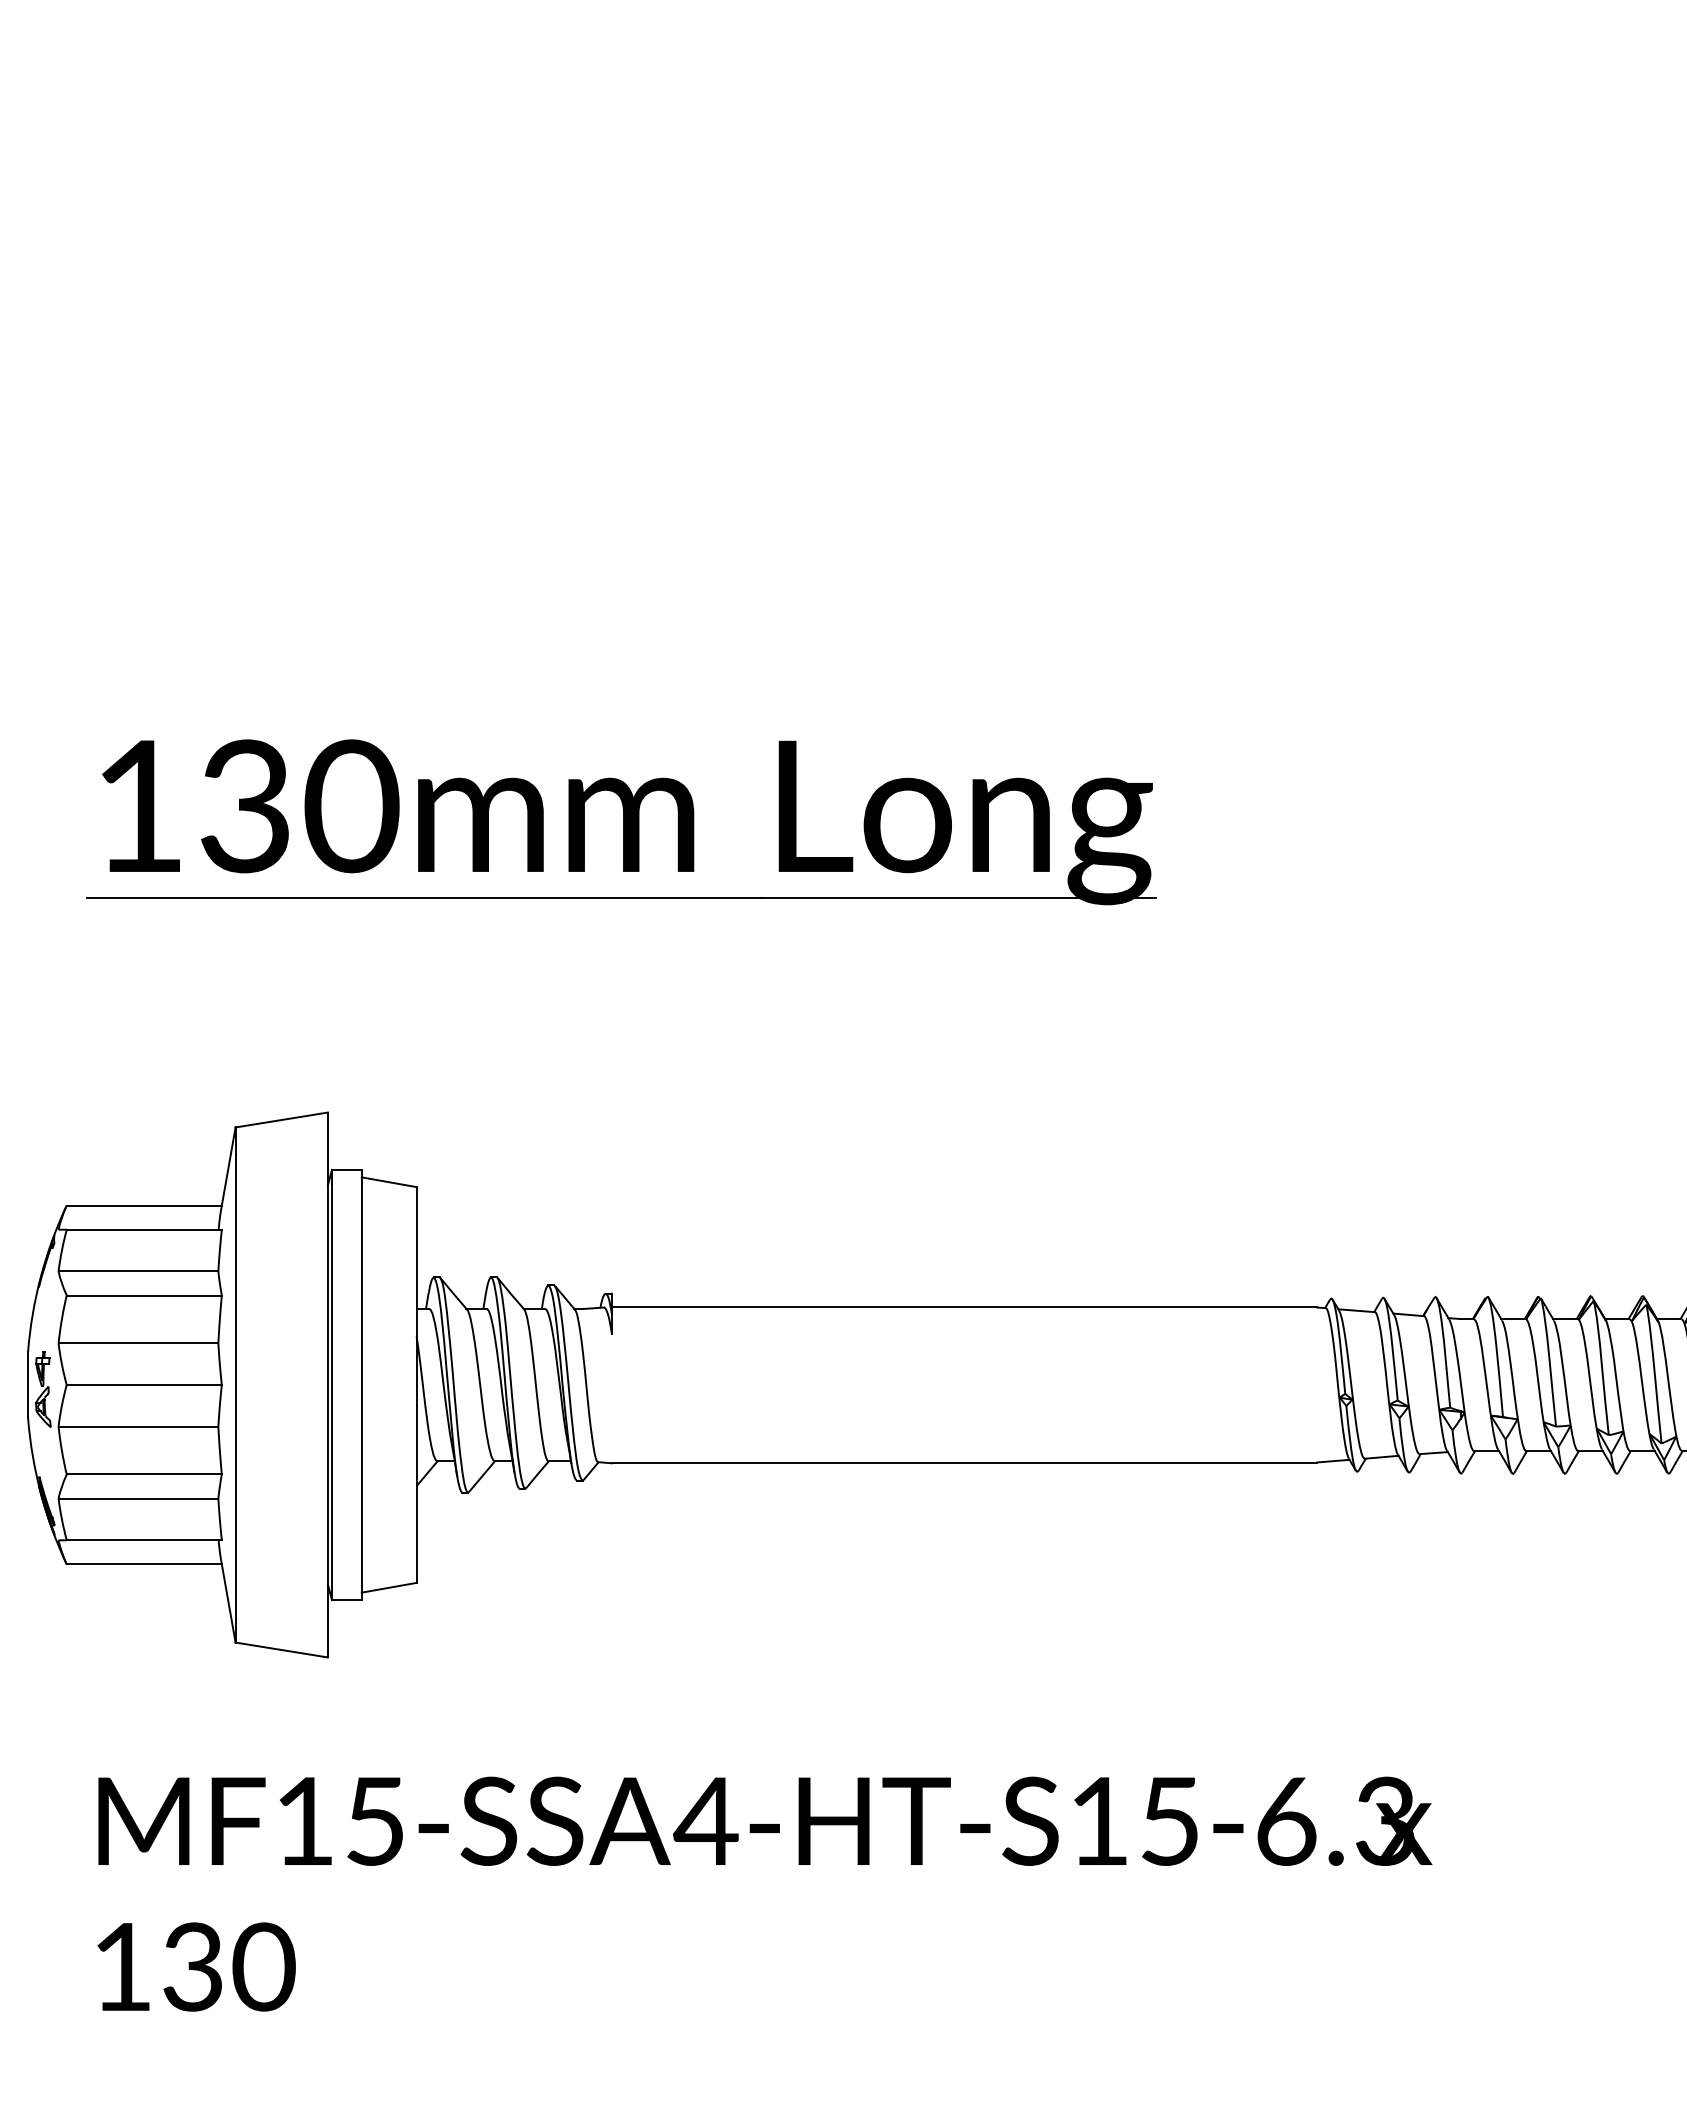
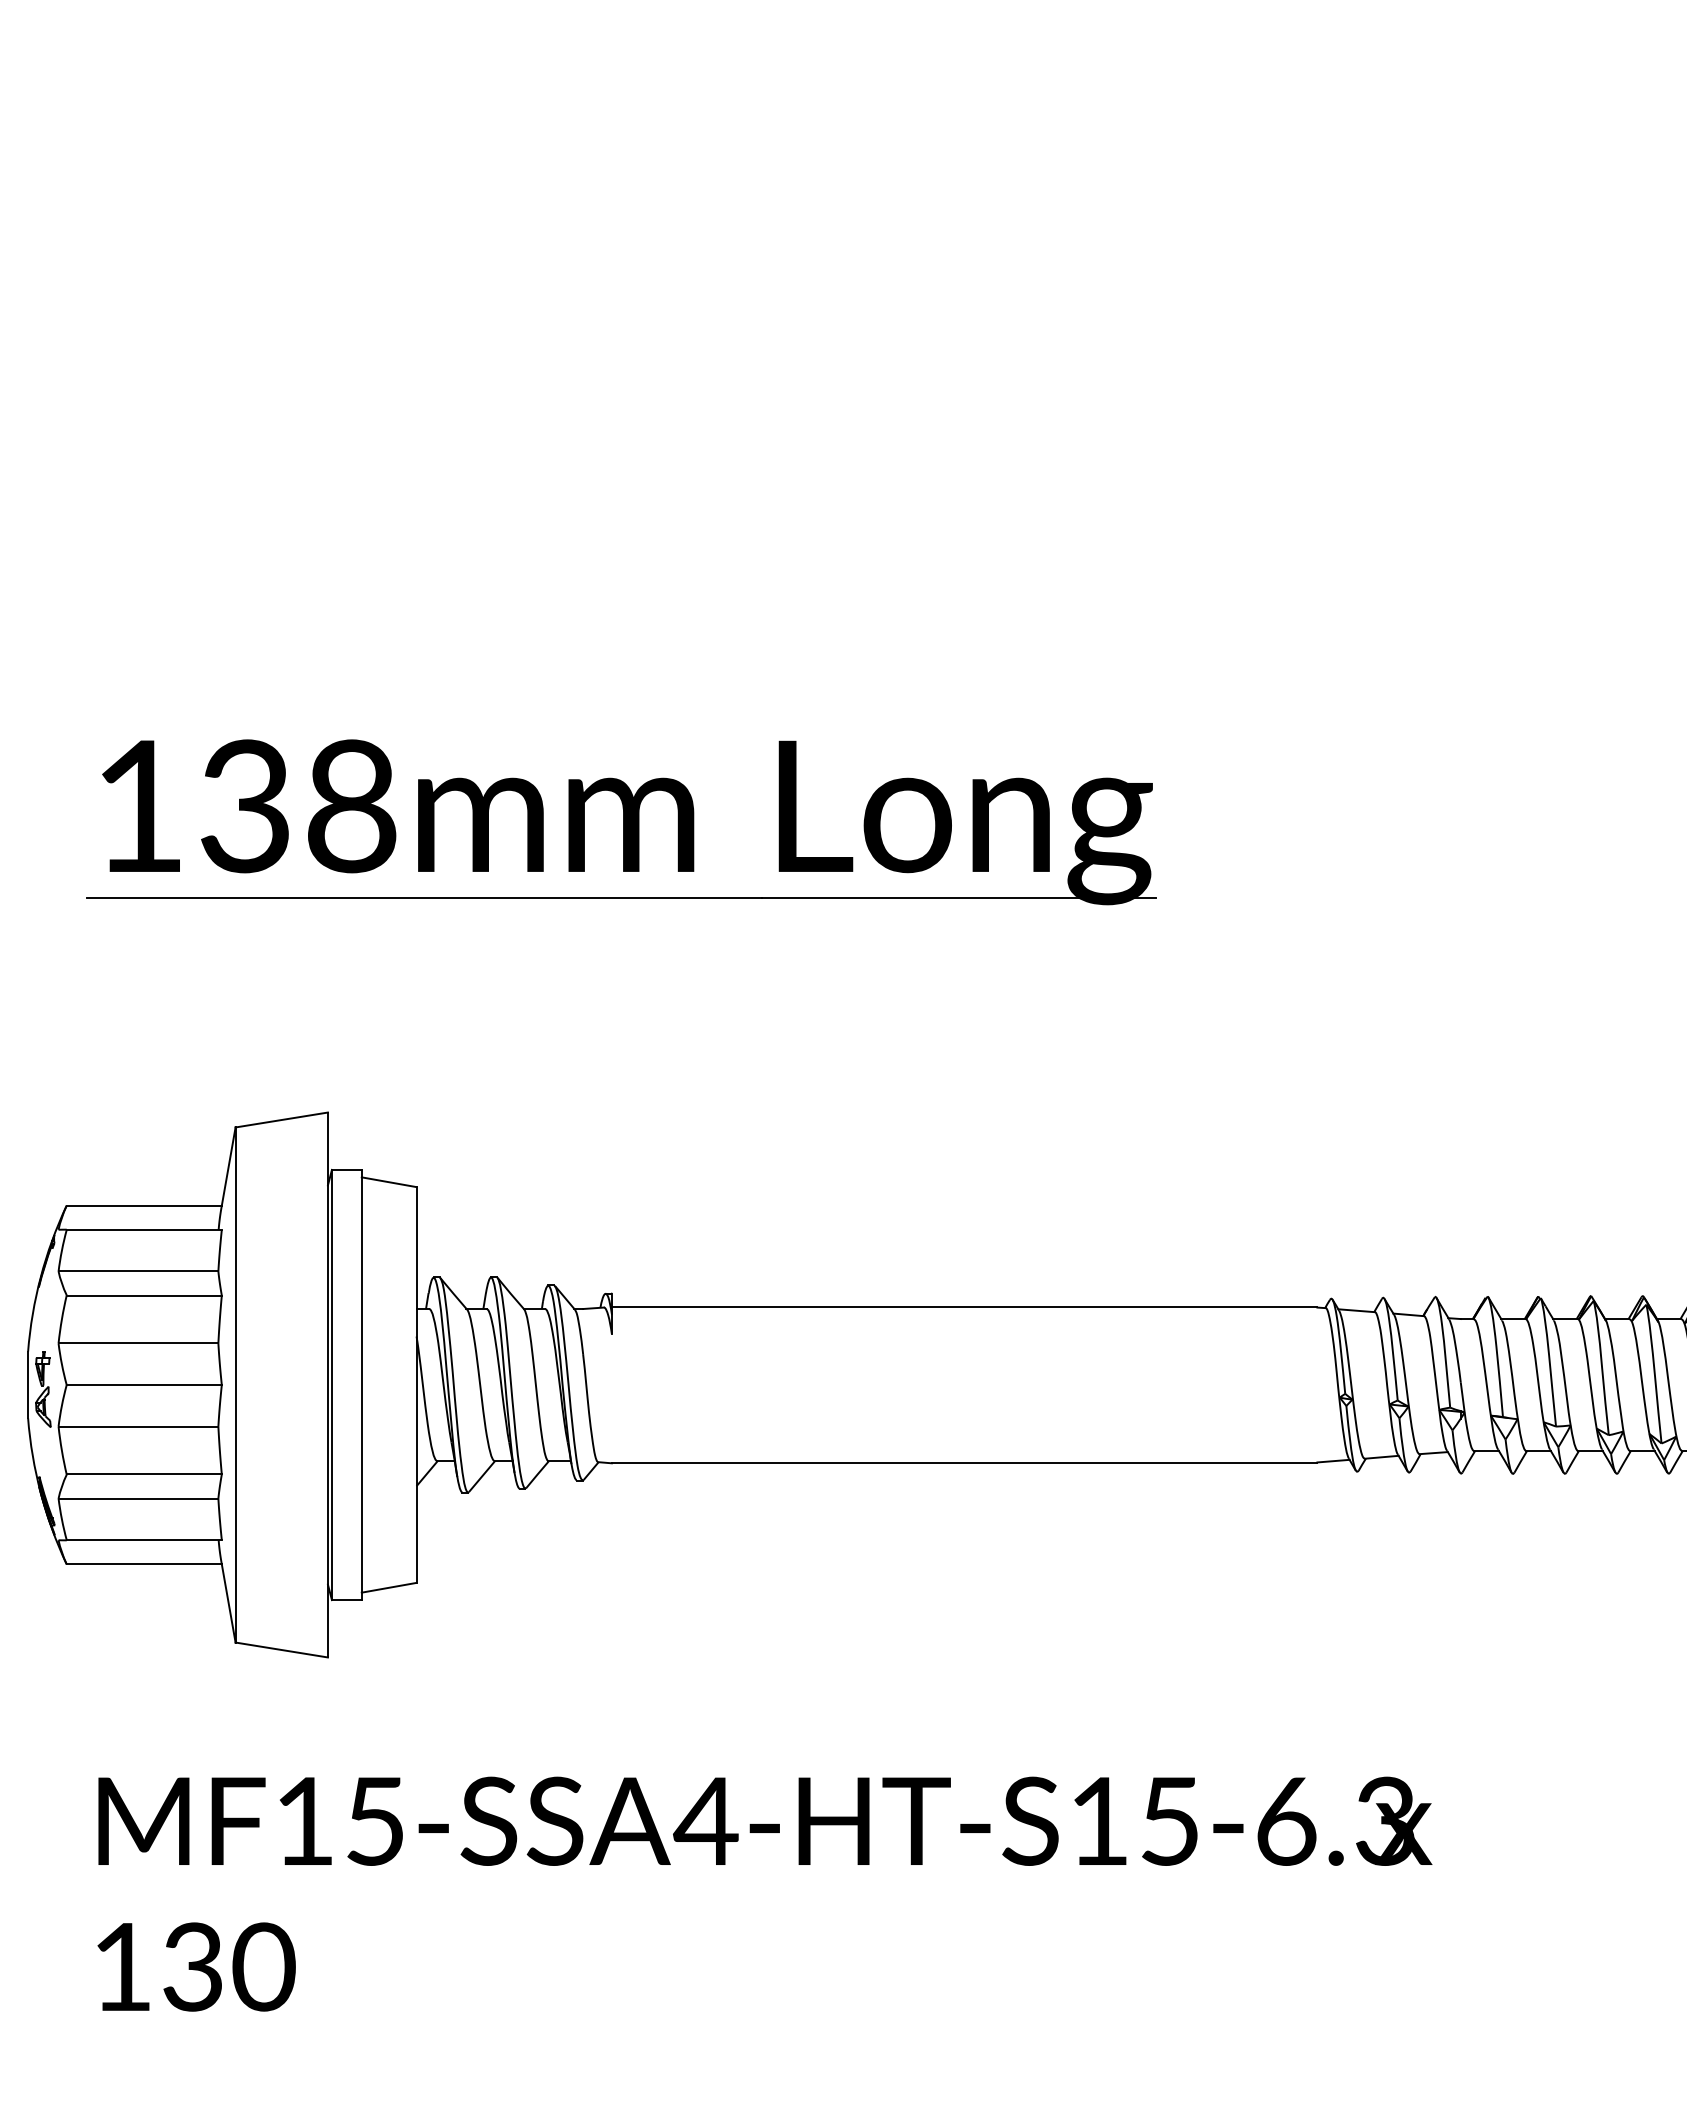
text: 130mm -> 138mm (351, 806)
